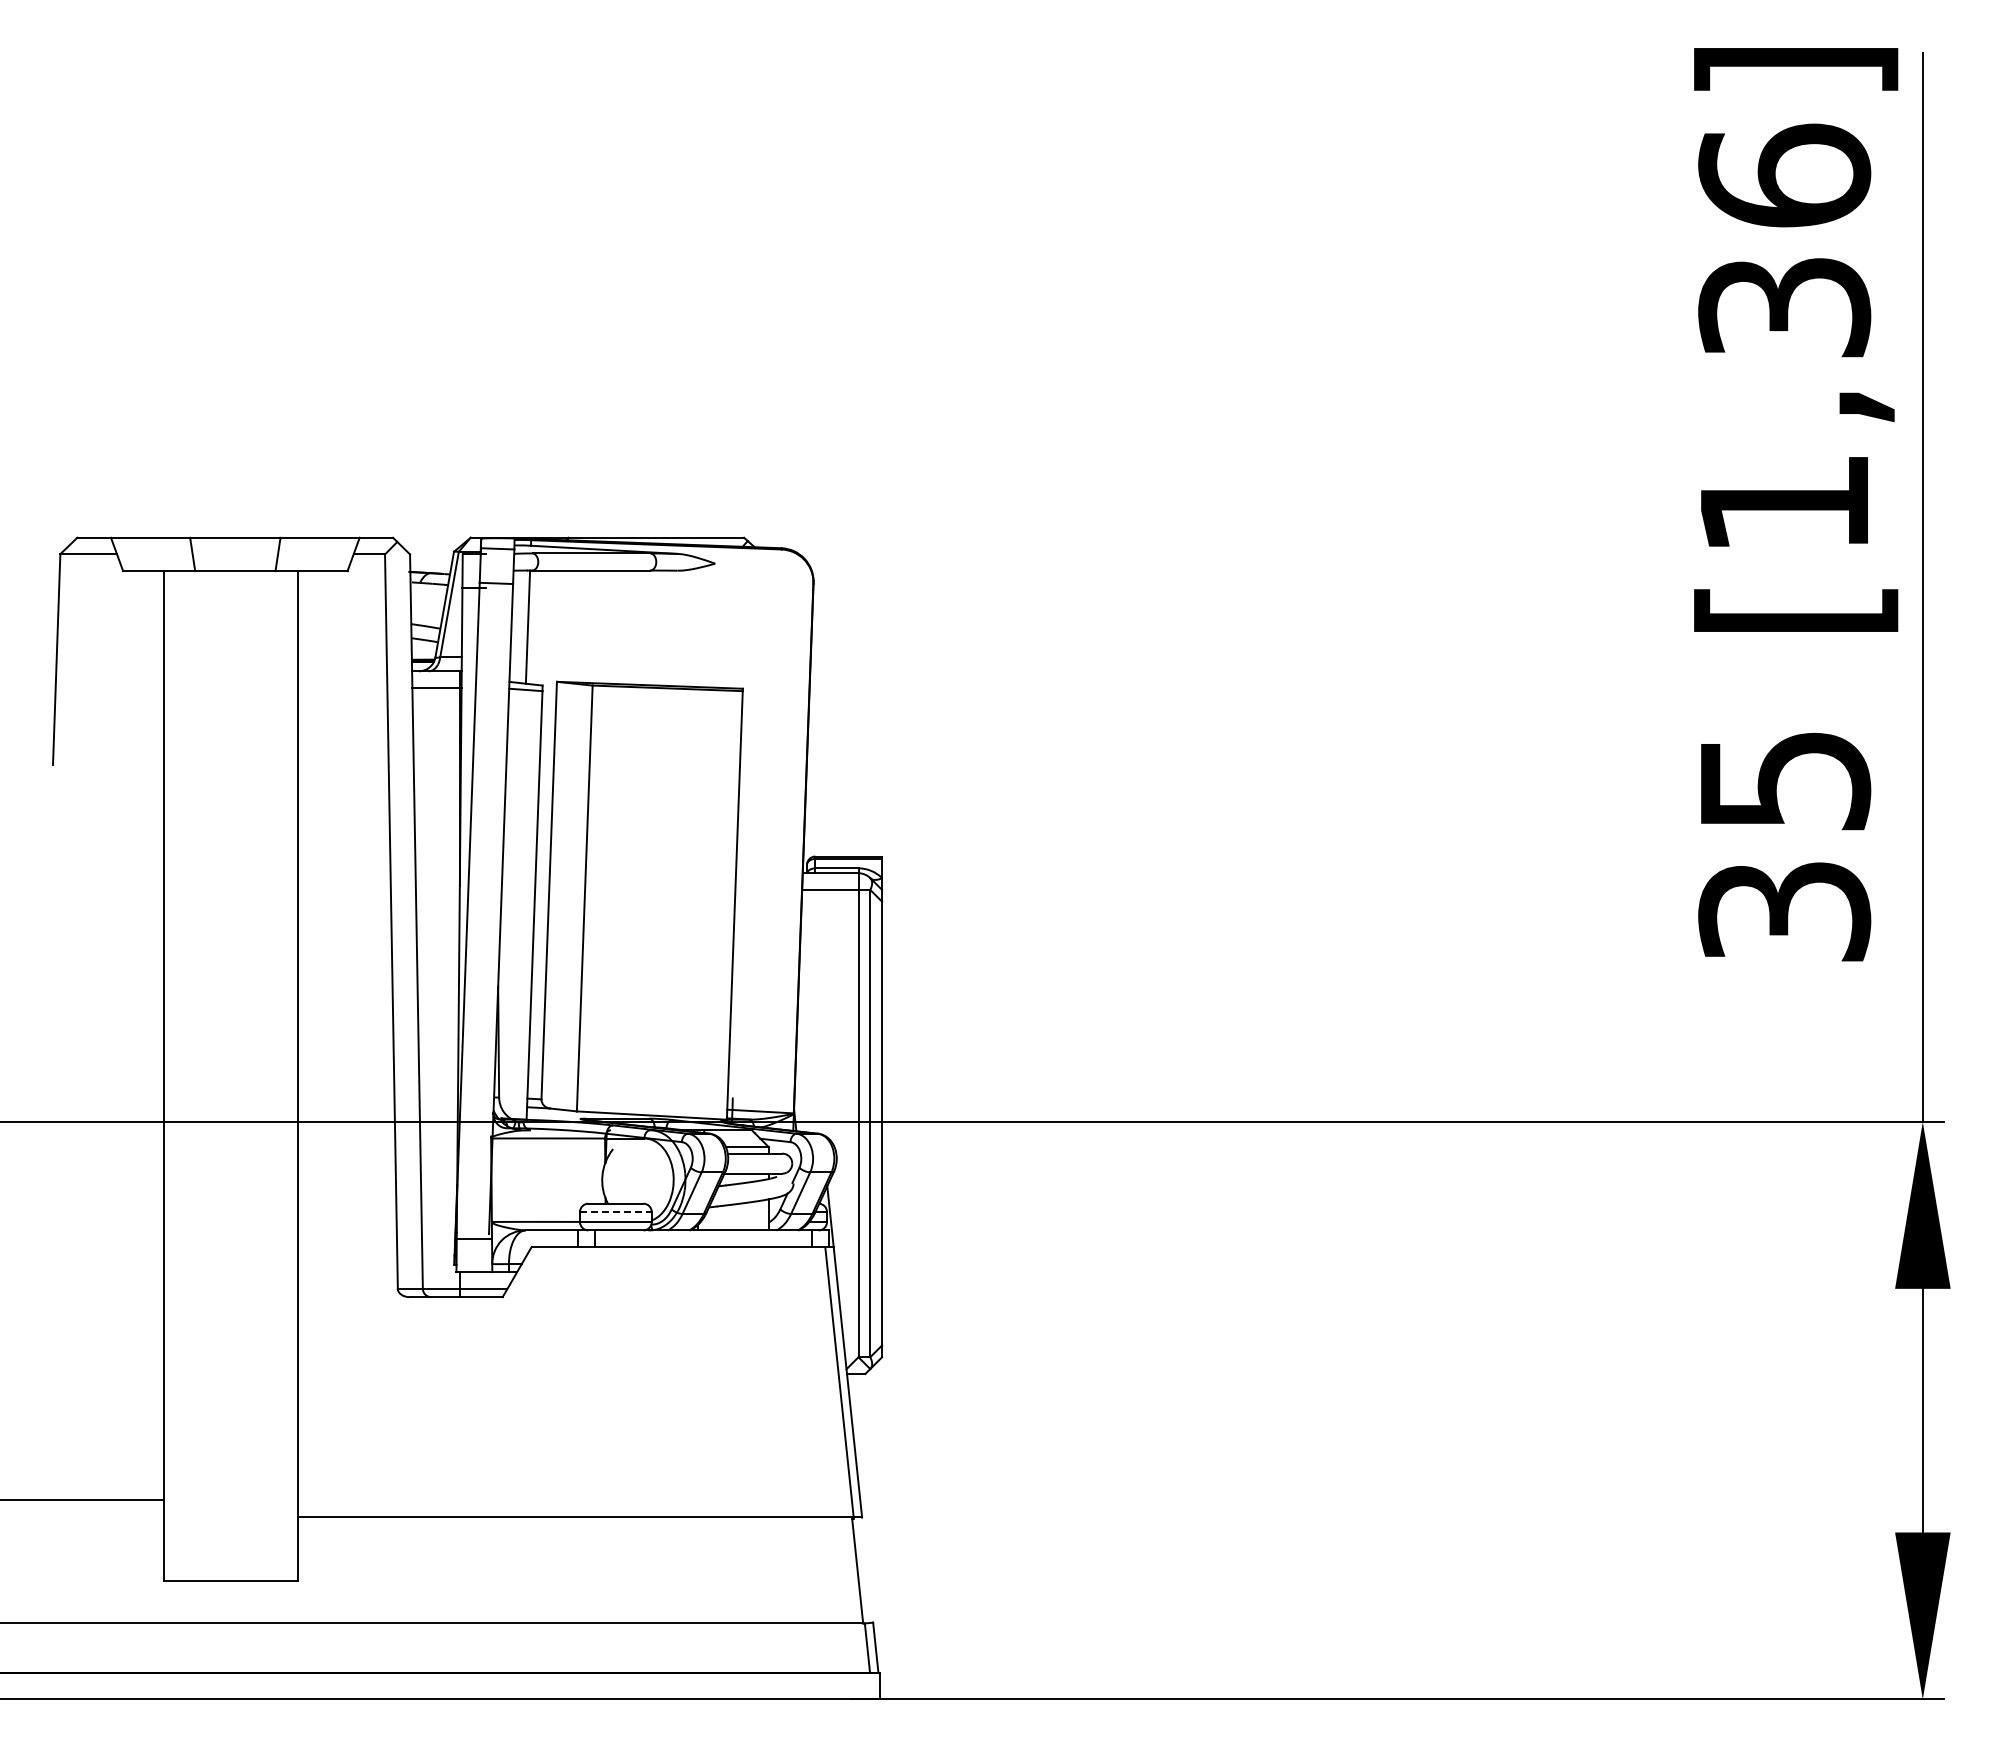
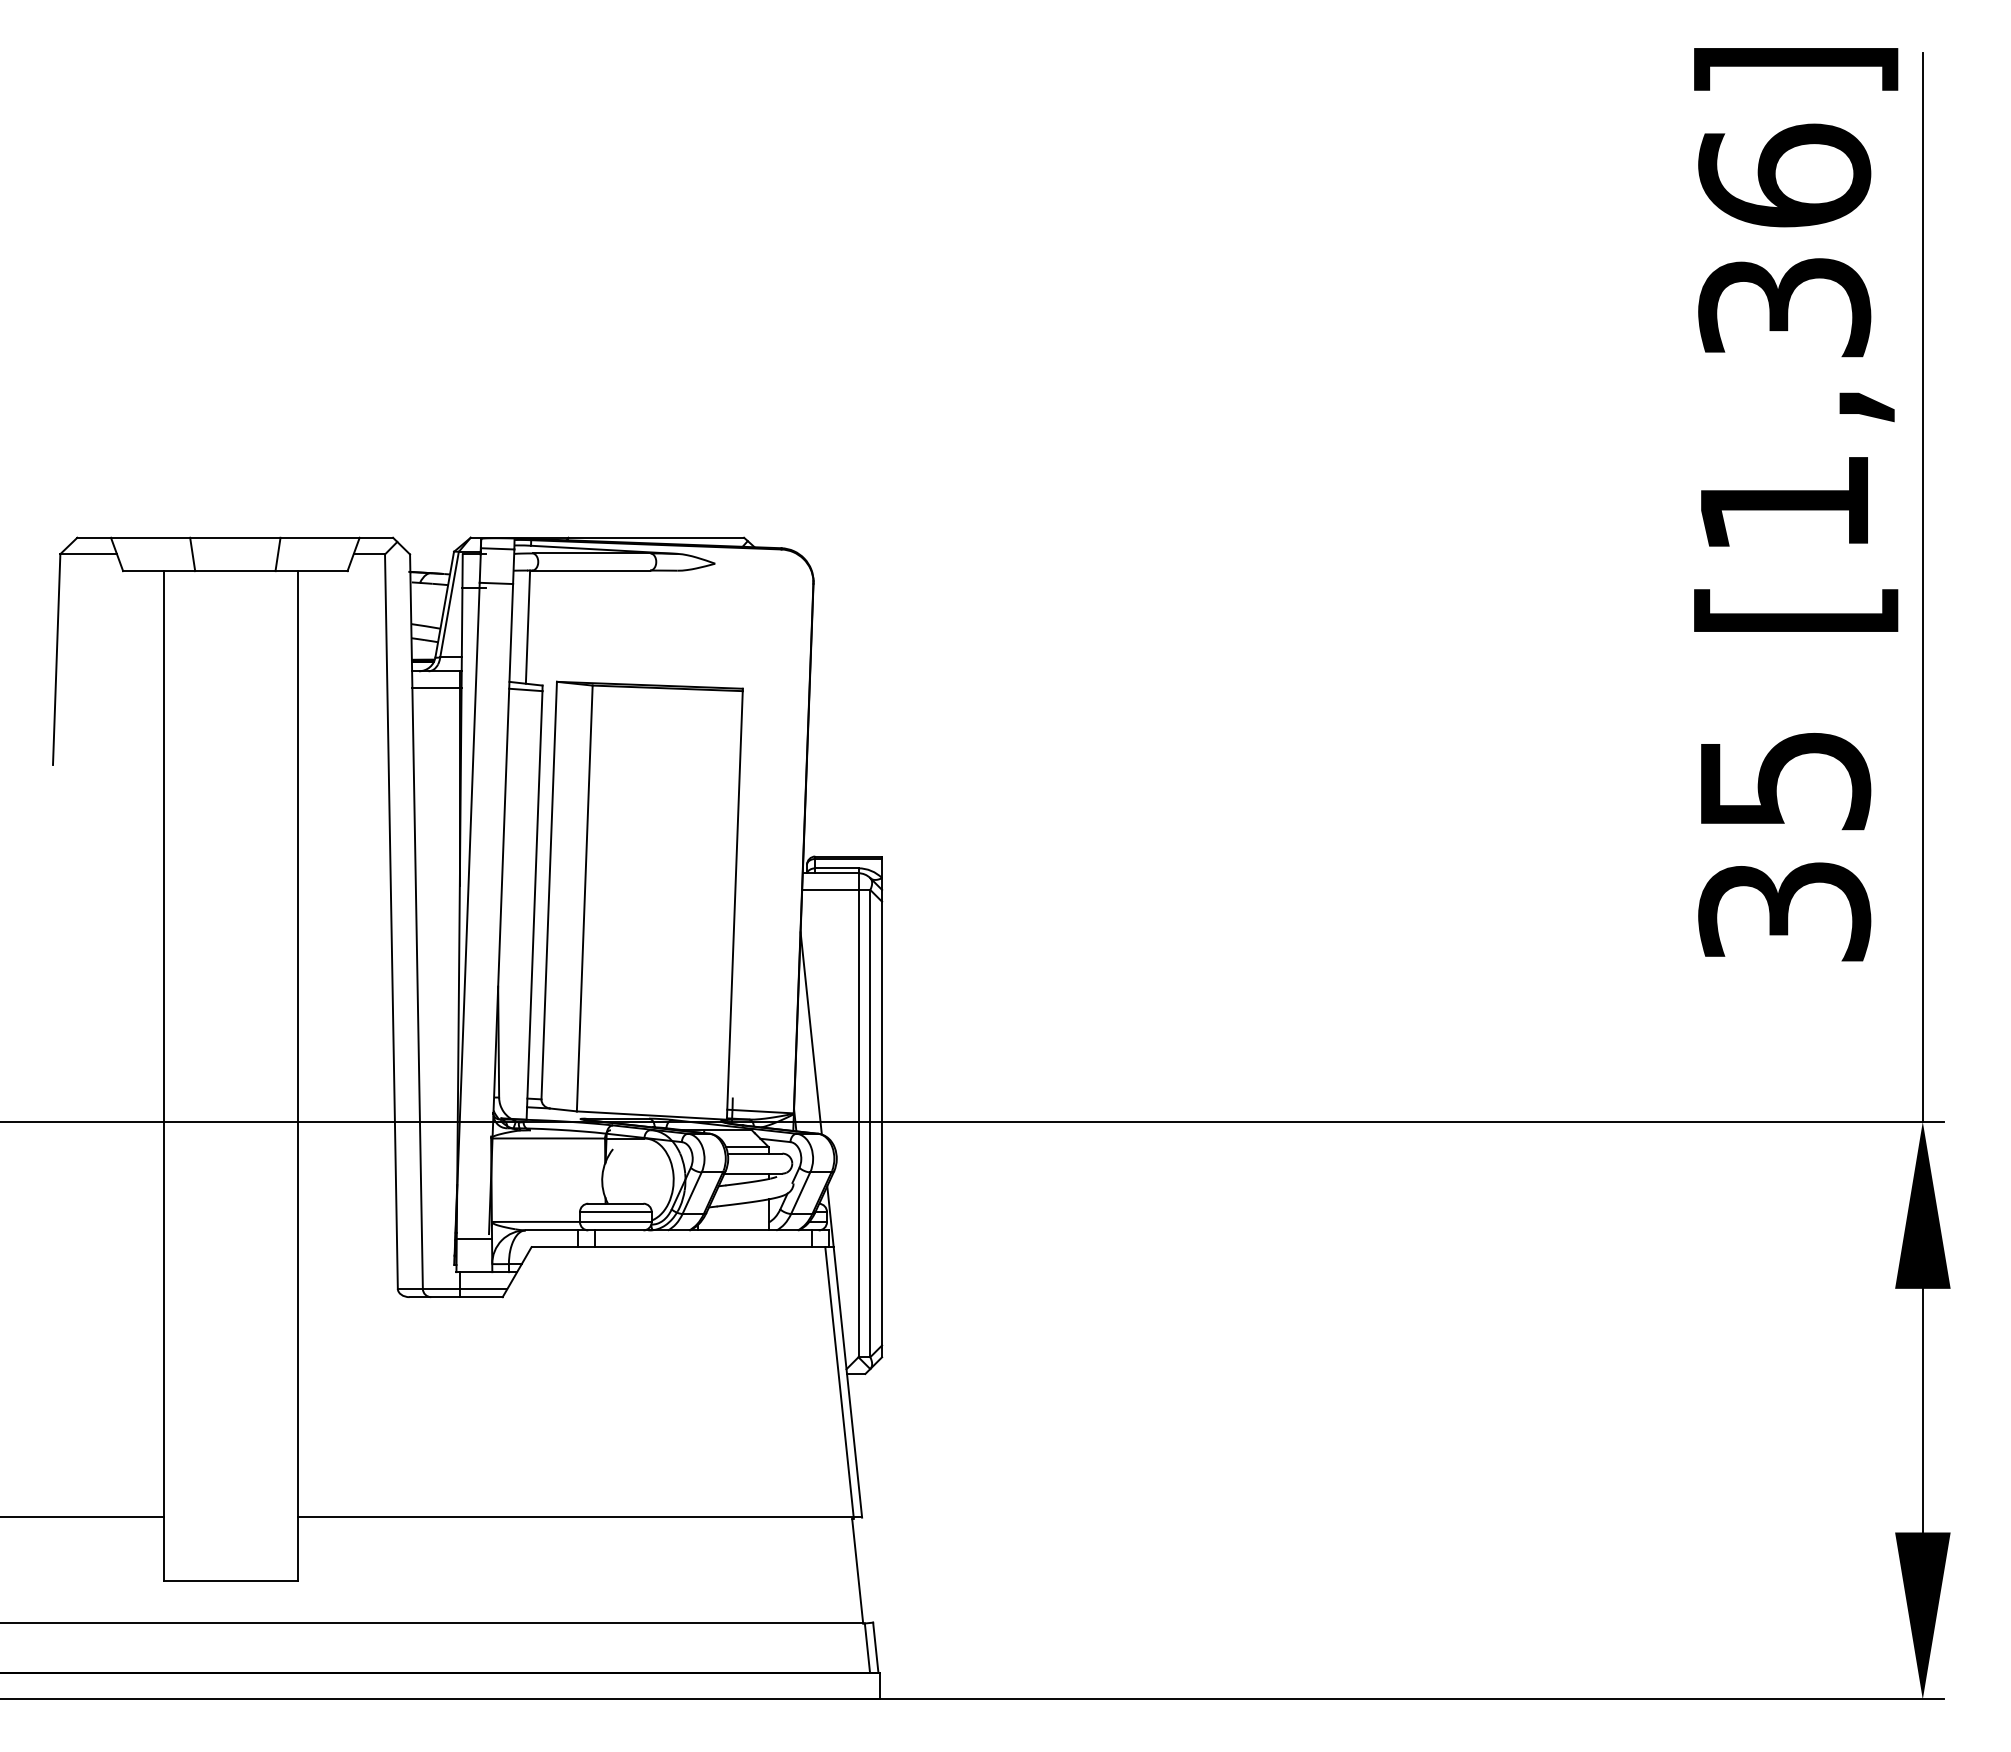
line: none -> present (810, 1032)
line: dashed -> solid (615, 1212)
line position: (83, 1500) -> (83, 1517) (83, 1517)
